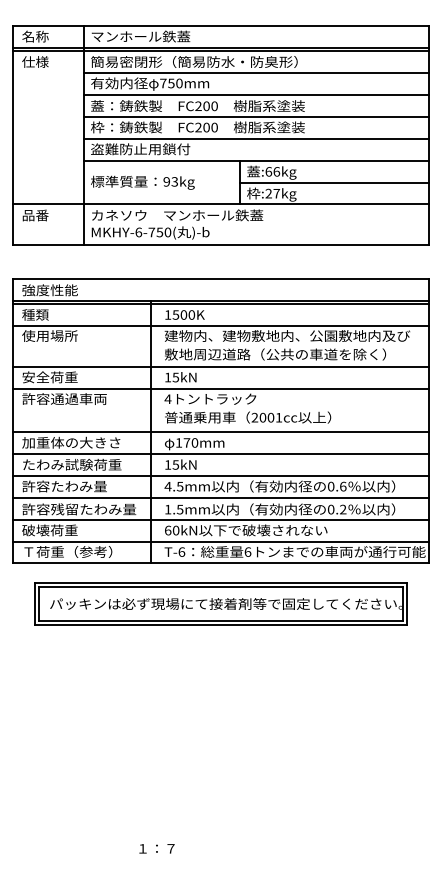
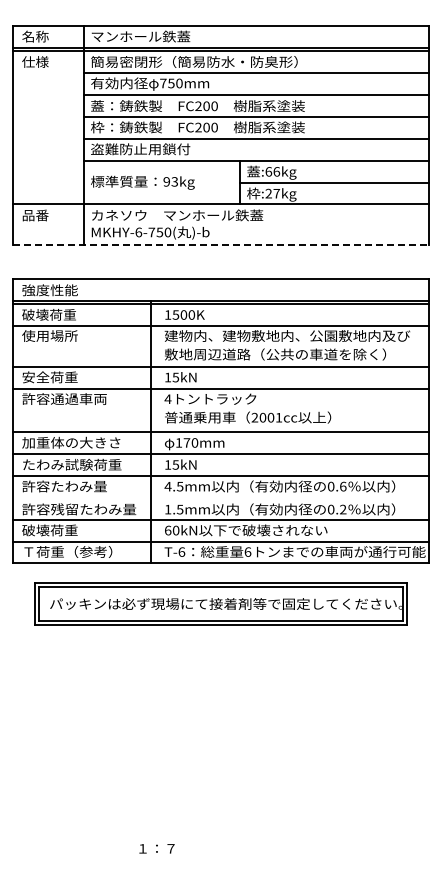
line: solid -> dashed (221, 245)
text: 種類 -> 破壊荷重 (48, 314)
line: present -> none (220, 497)
